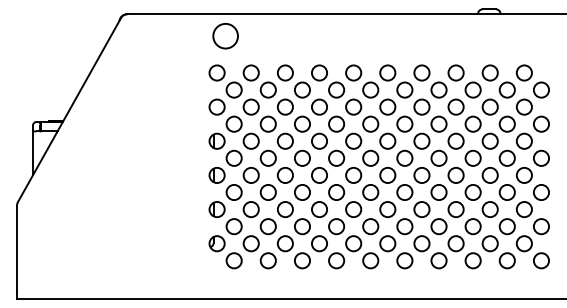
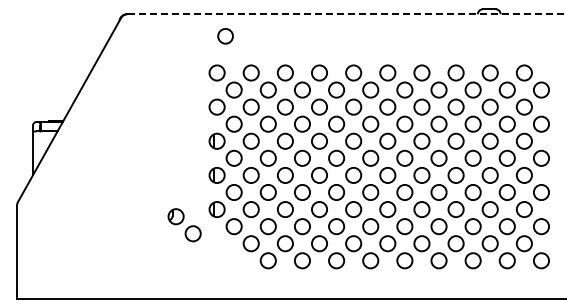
line: solid -> dashed (347, 14)
circle size: 27x27 px -> 17x17 px (225, 36)
part position: (225, 252) -> (184, 225) (184, 225)
